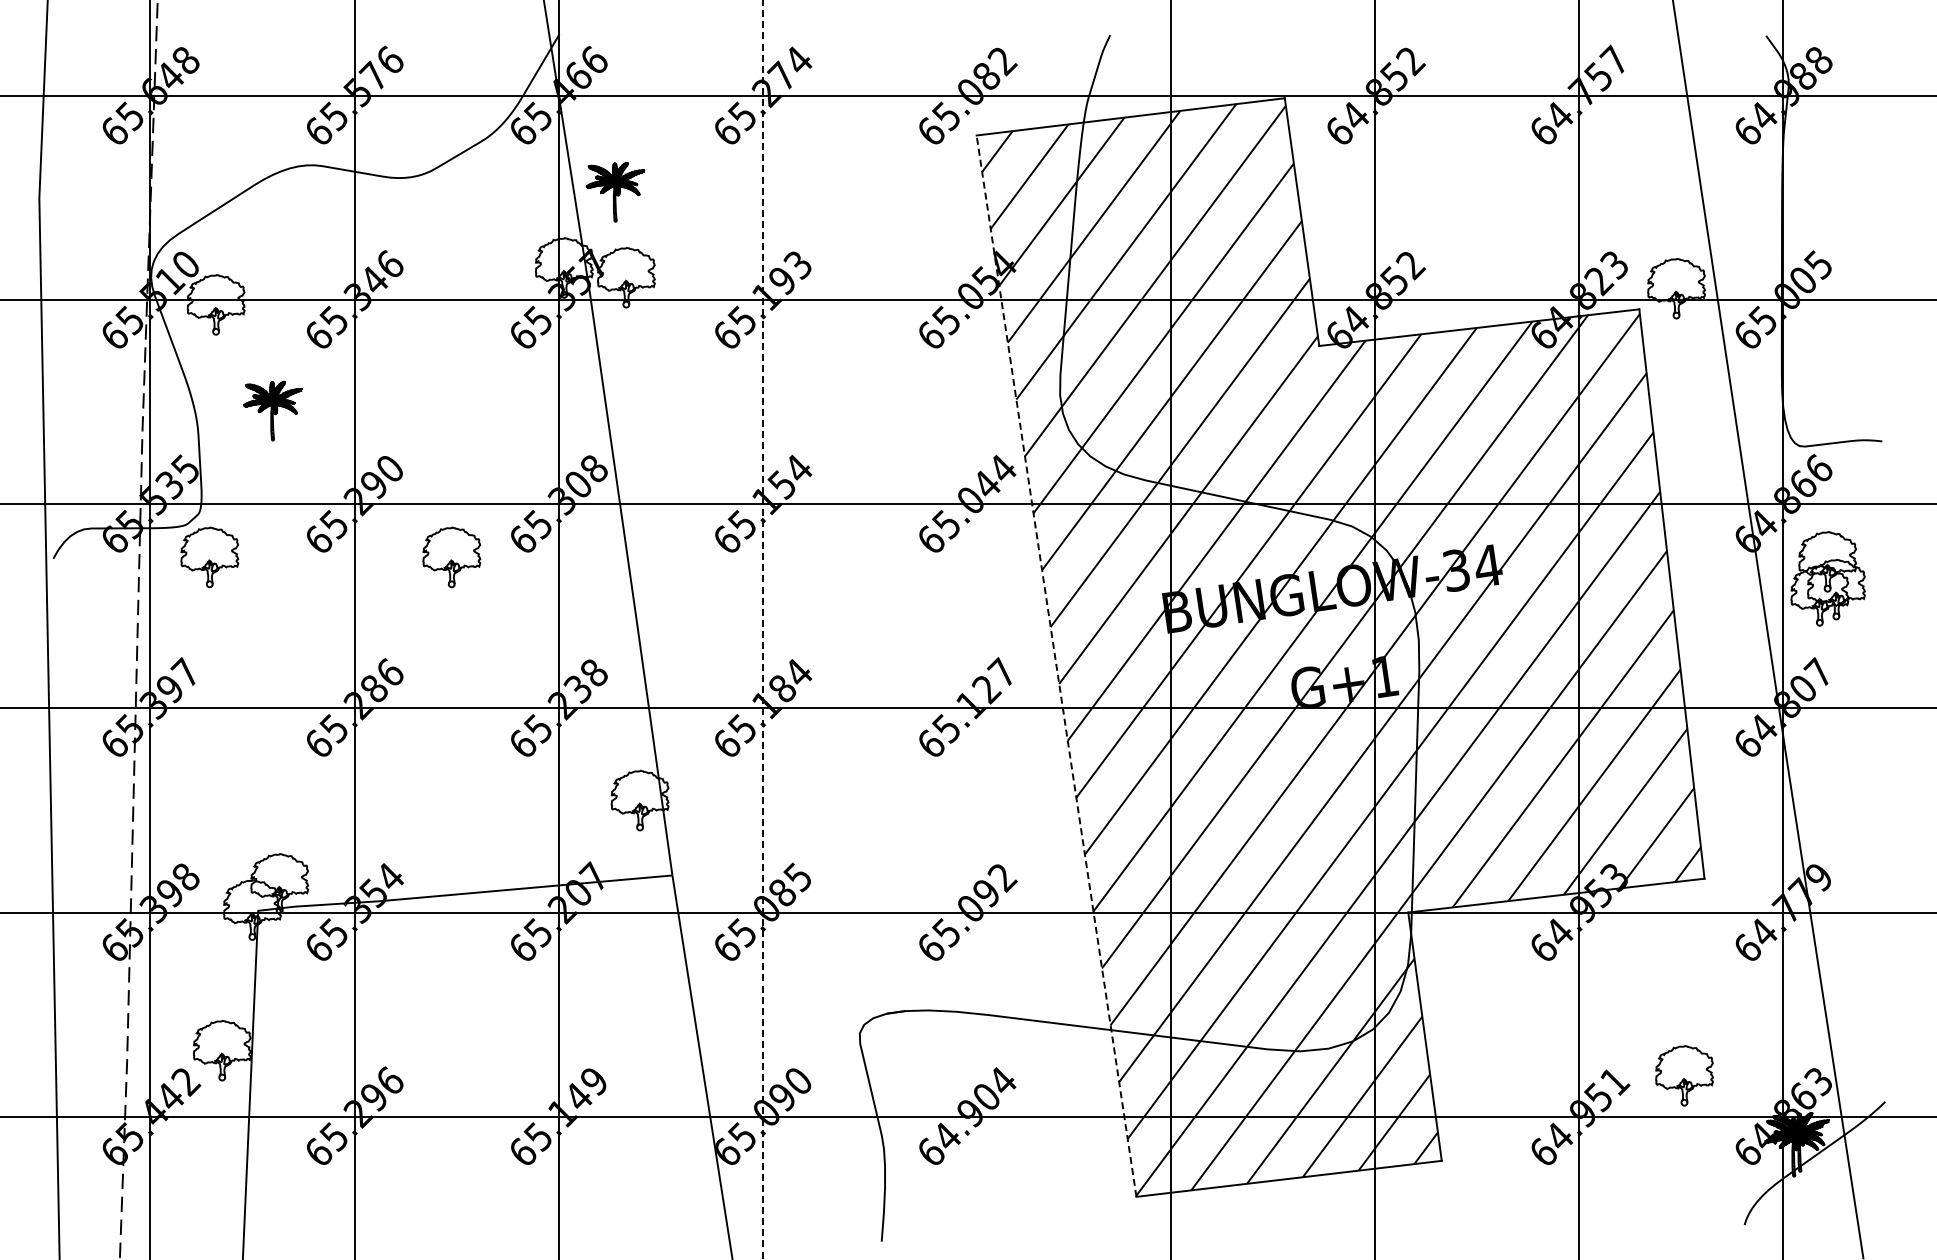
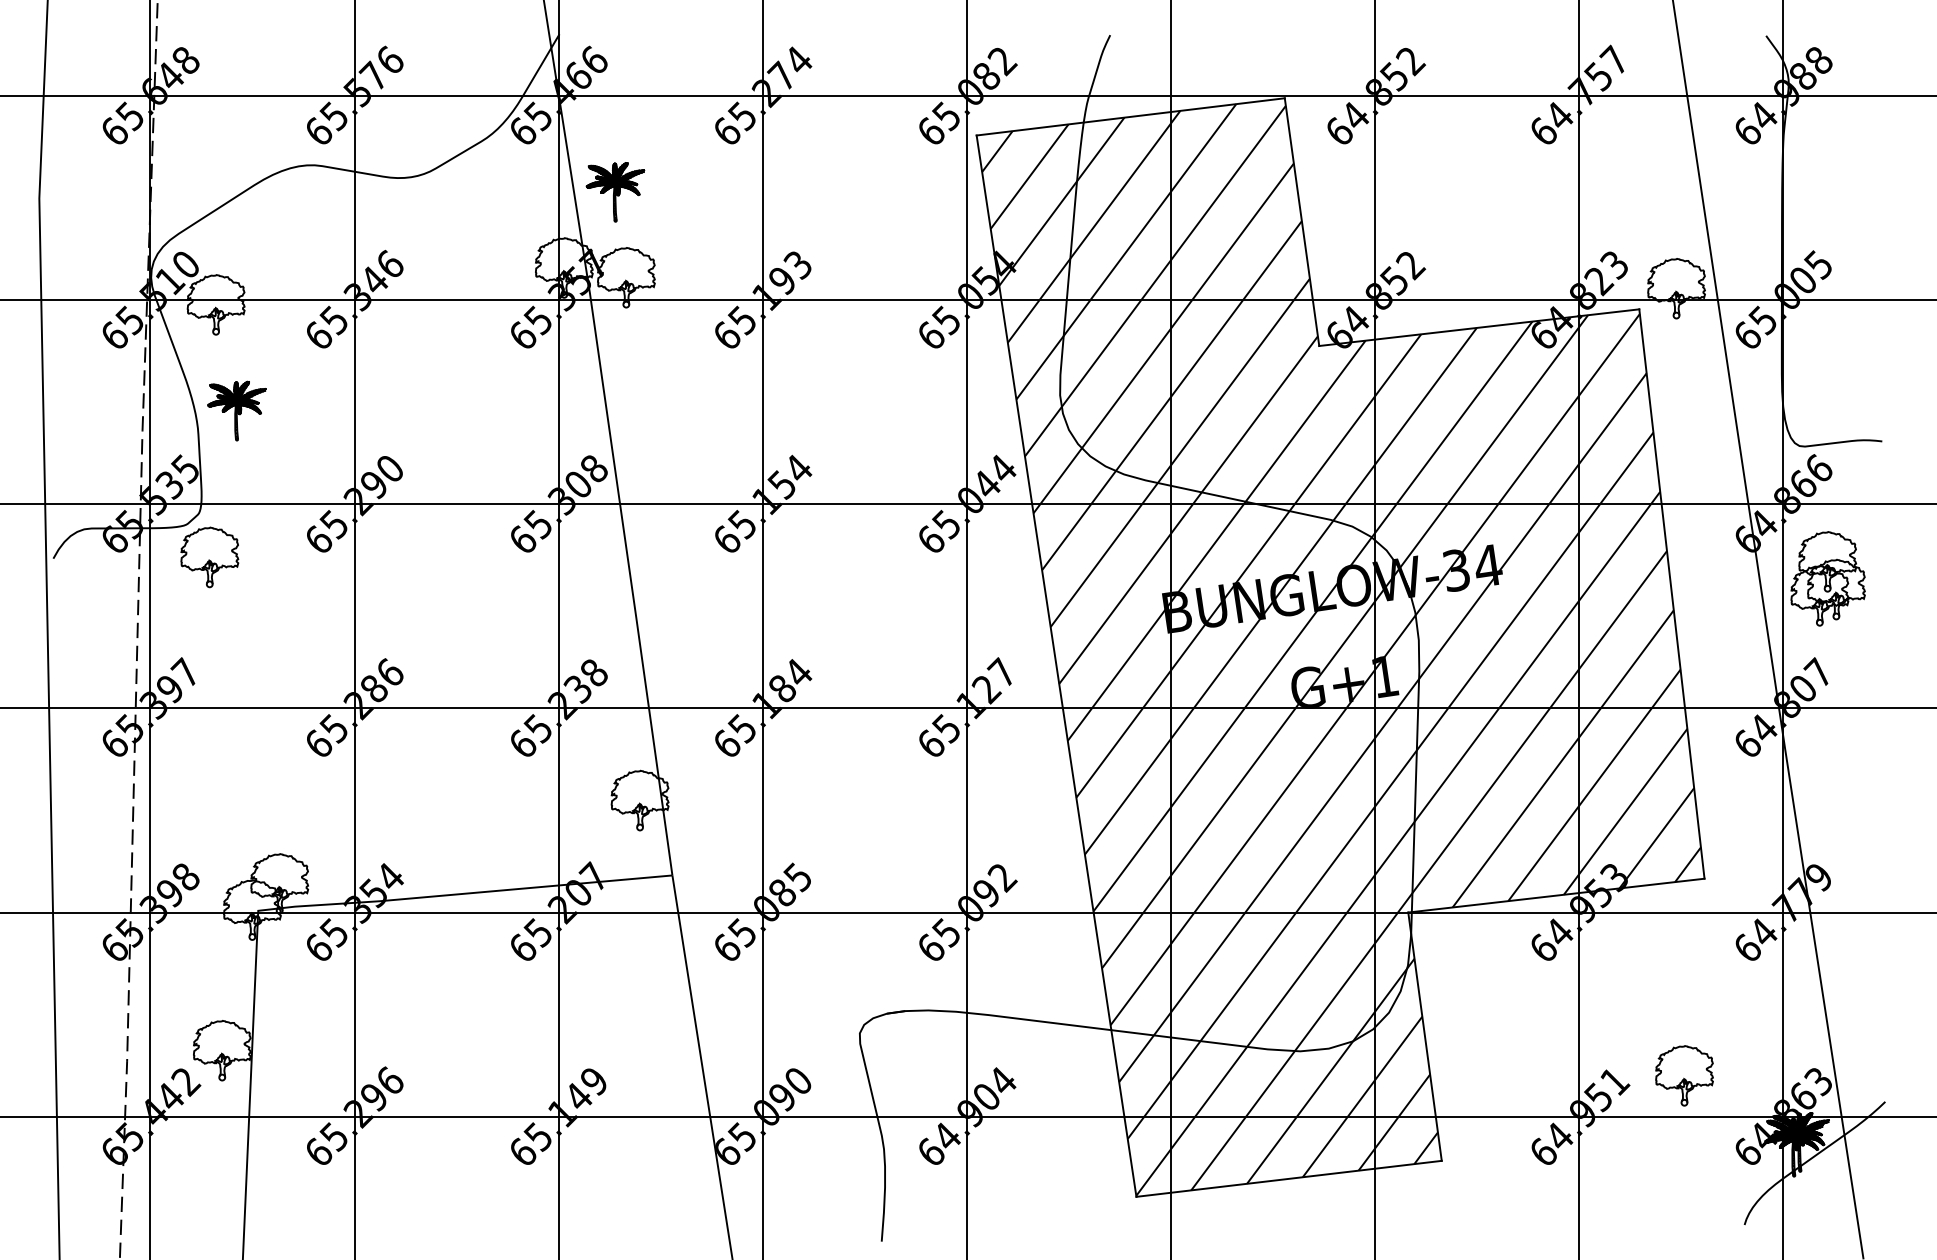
part position: (272, 410) -> (236, 410) (236, 410)
part: present -> none (451, 557)
line: dashed -> solid (762, 629)
line: none -> present (966, 629)
line: dashed -> solid (1056, 666)
